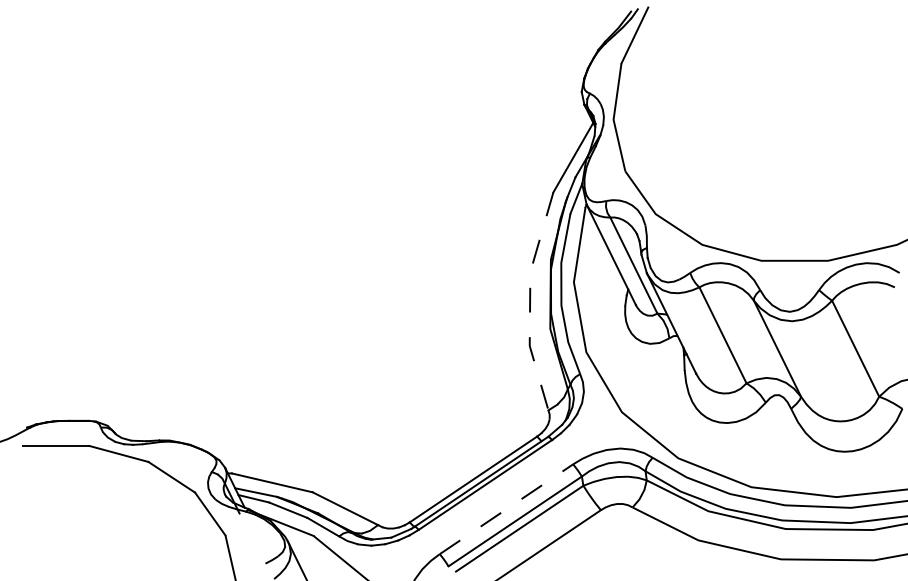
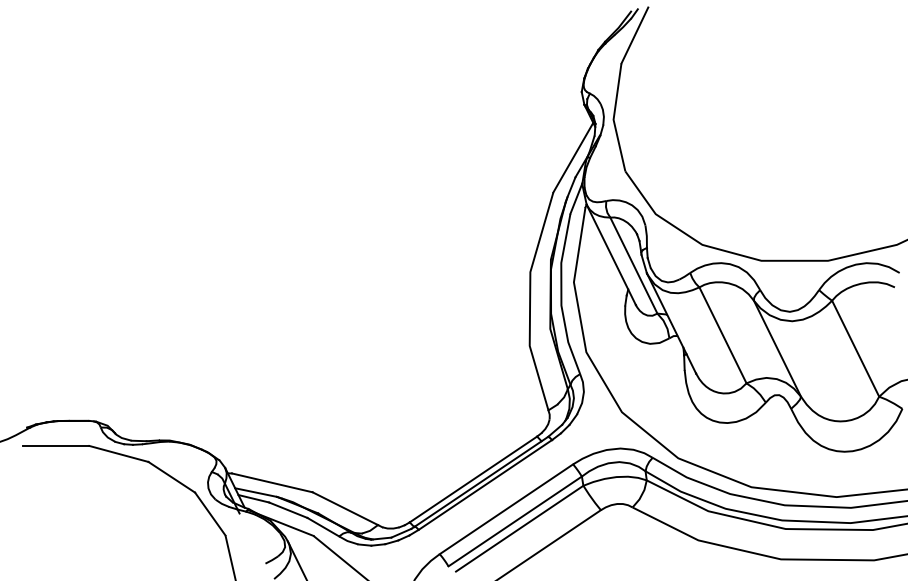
line: dashed -> solid (530, 302)
line: dashed -> solid (506, 508)
